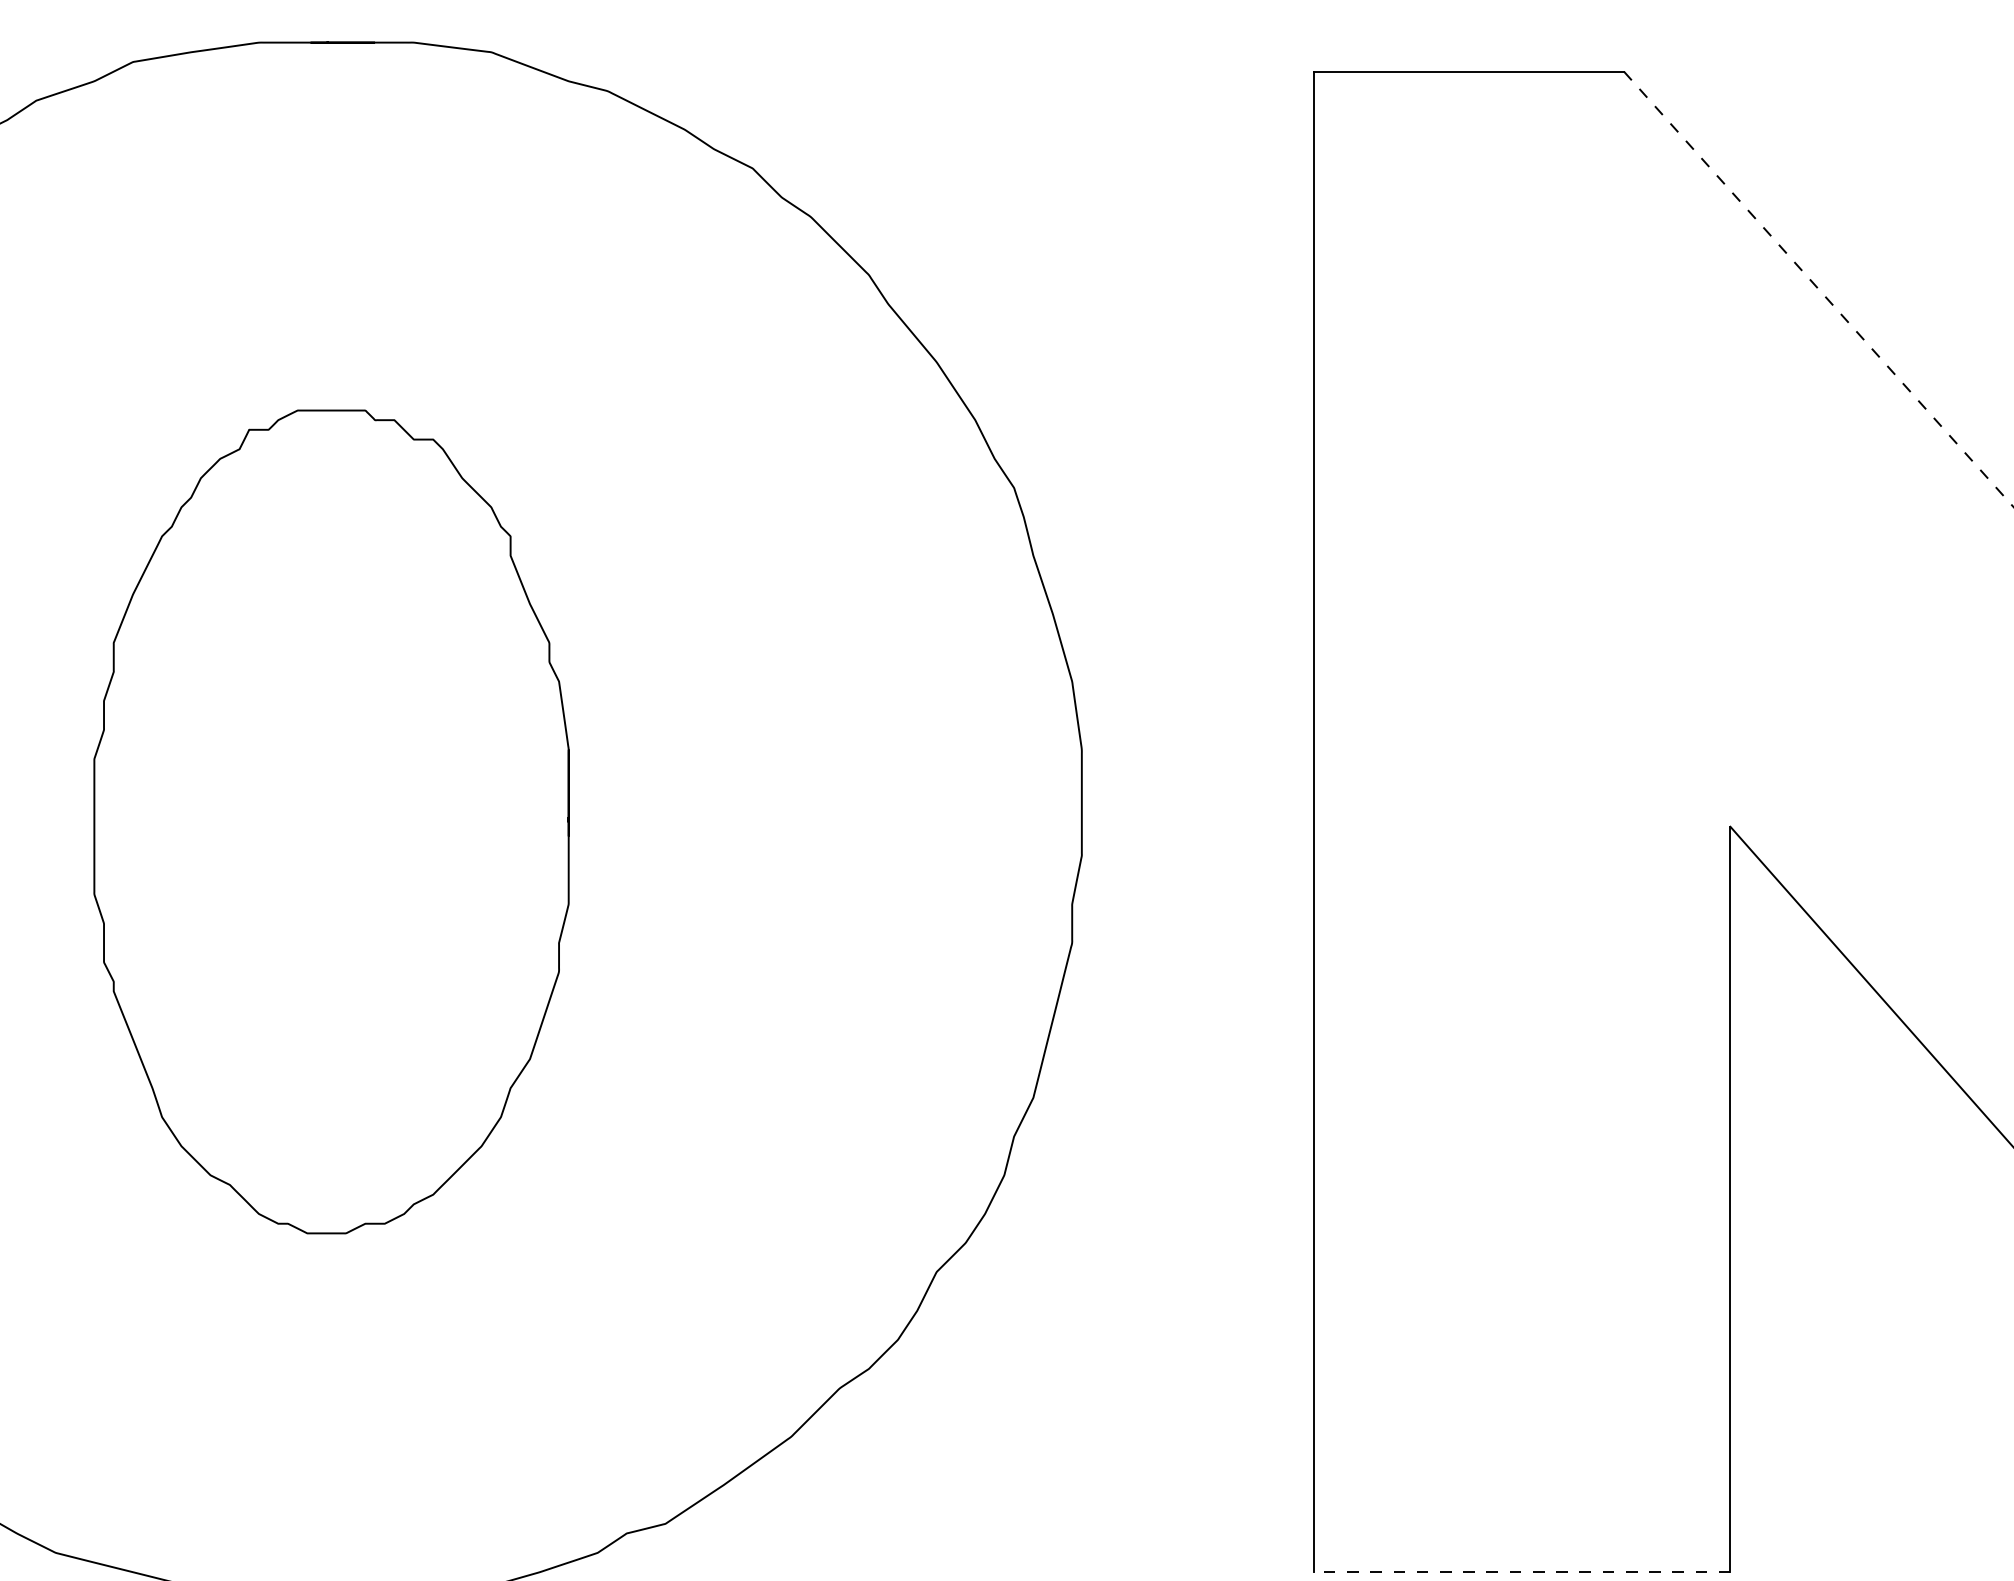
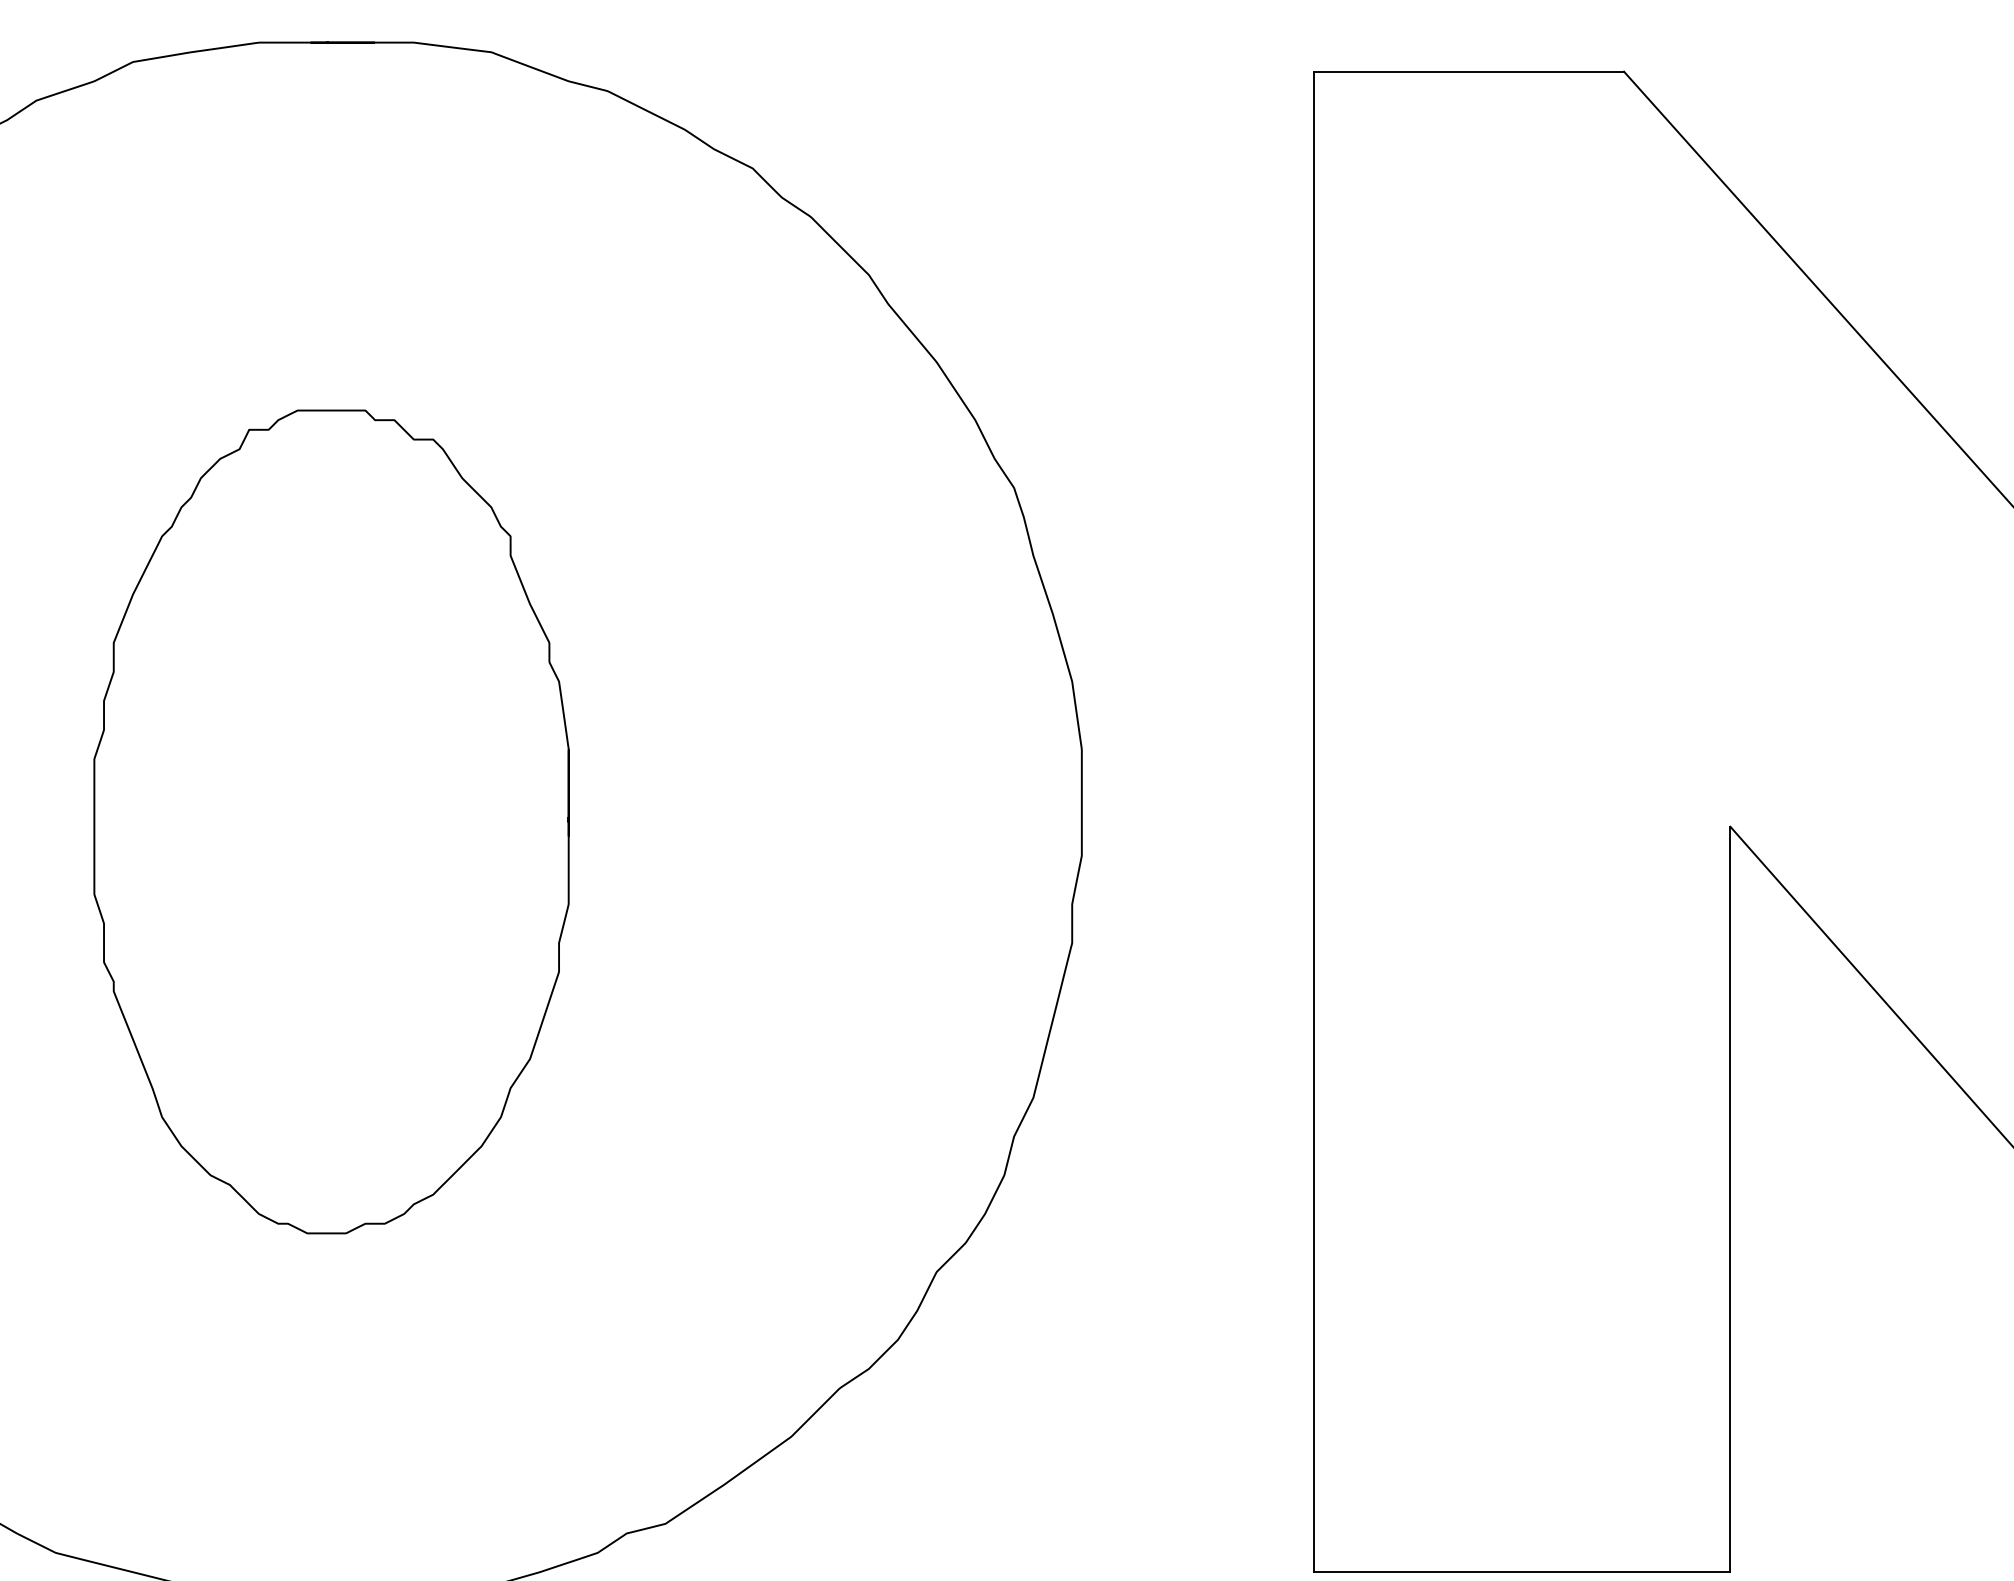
line: dashed -> solid (1819, 289)
line: dashed -> solid (1521, 1572)
